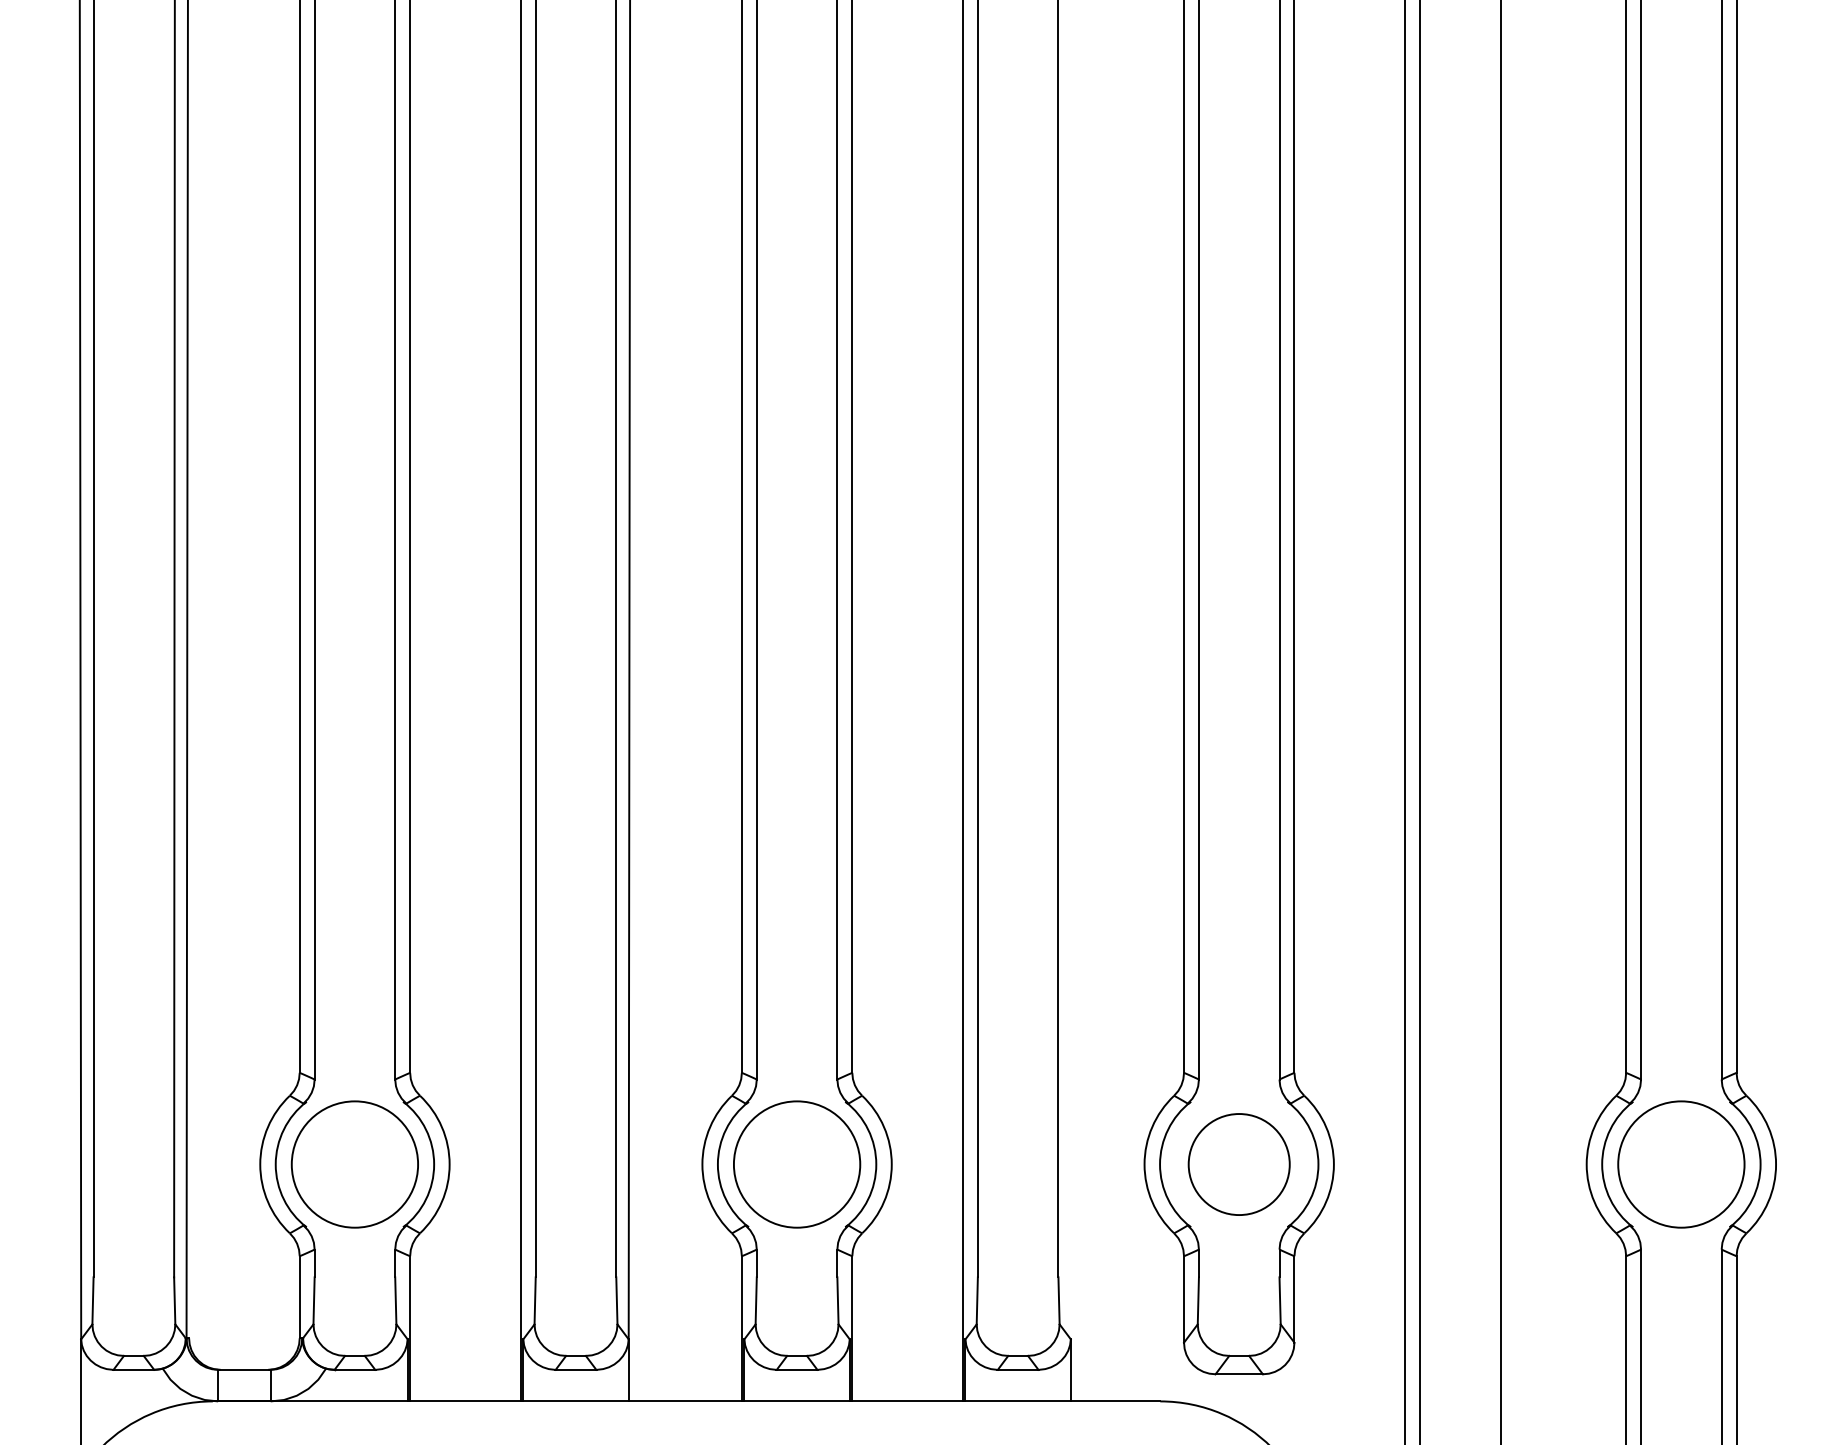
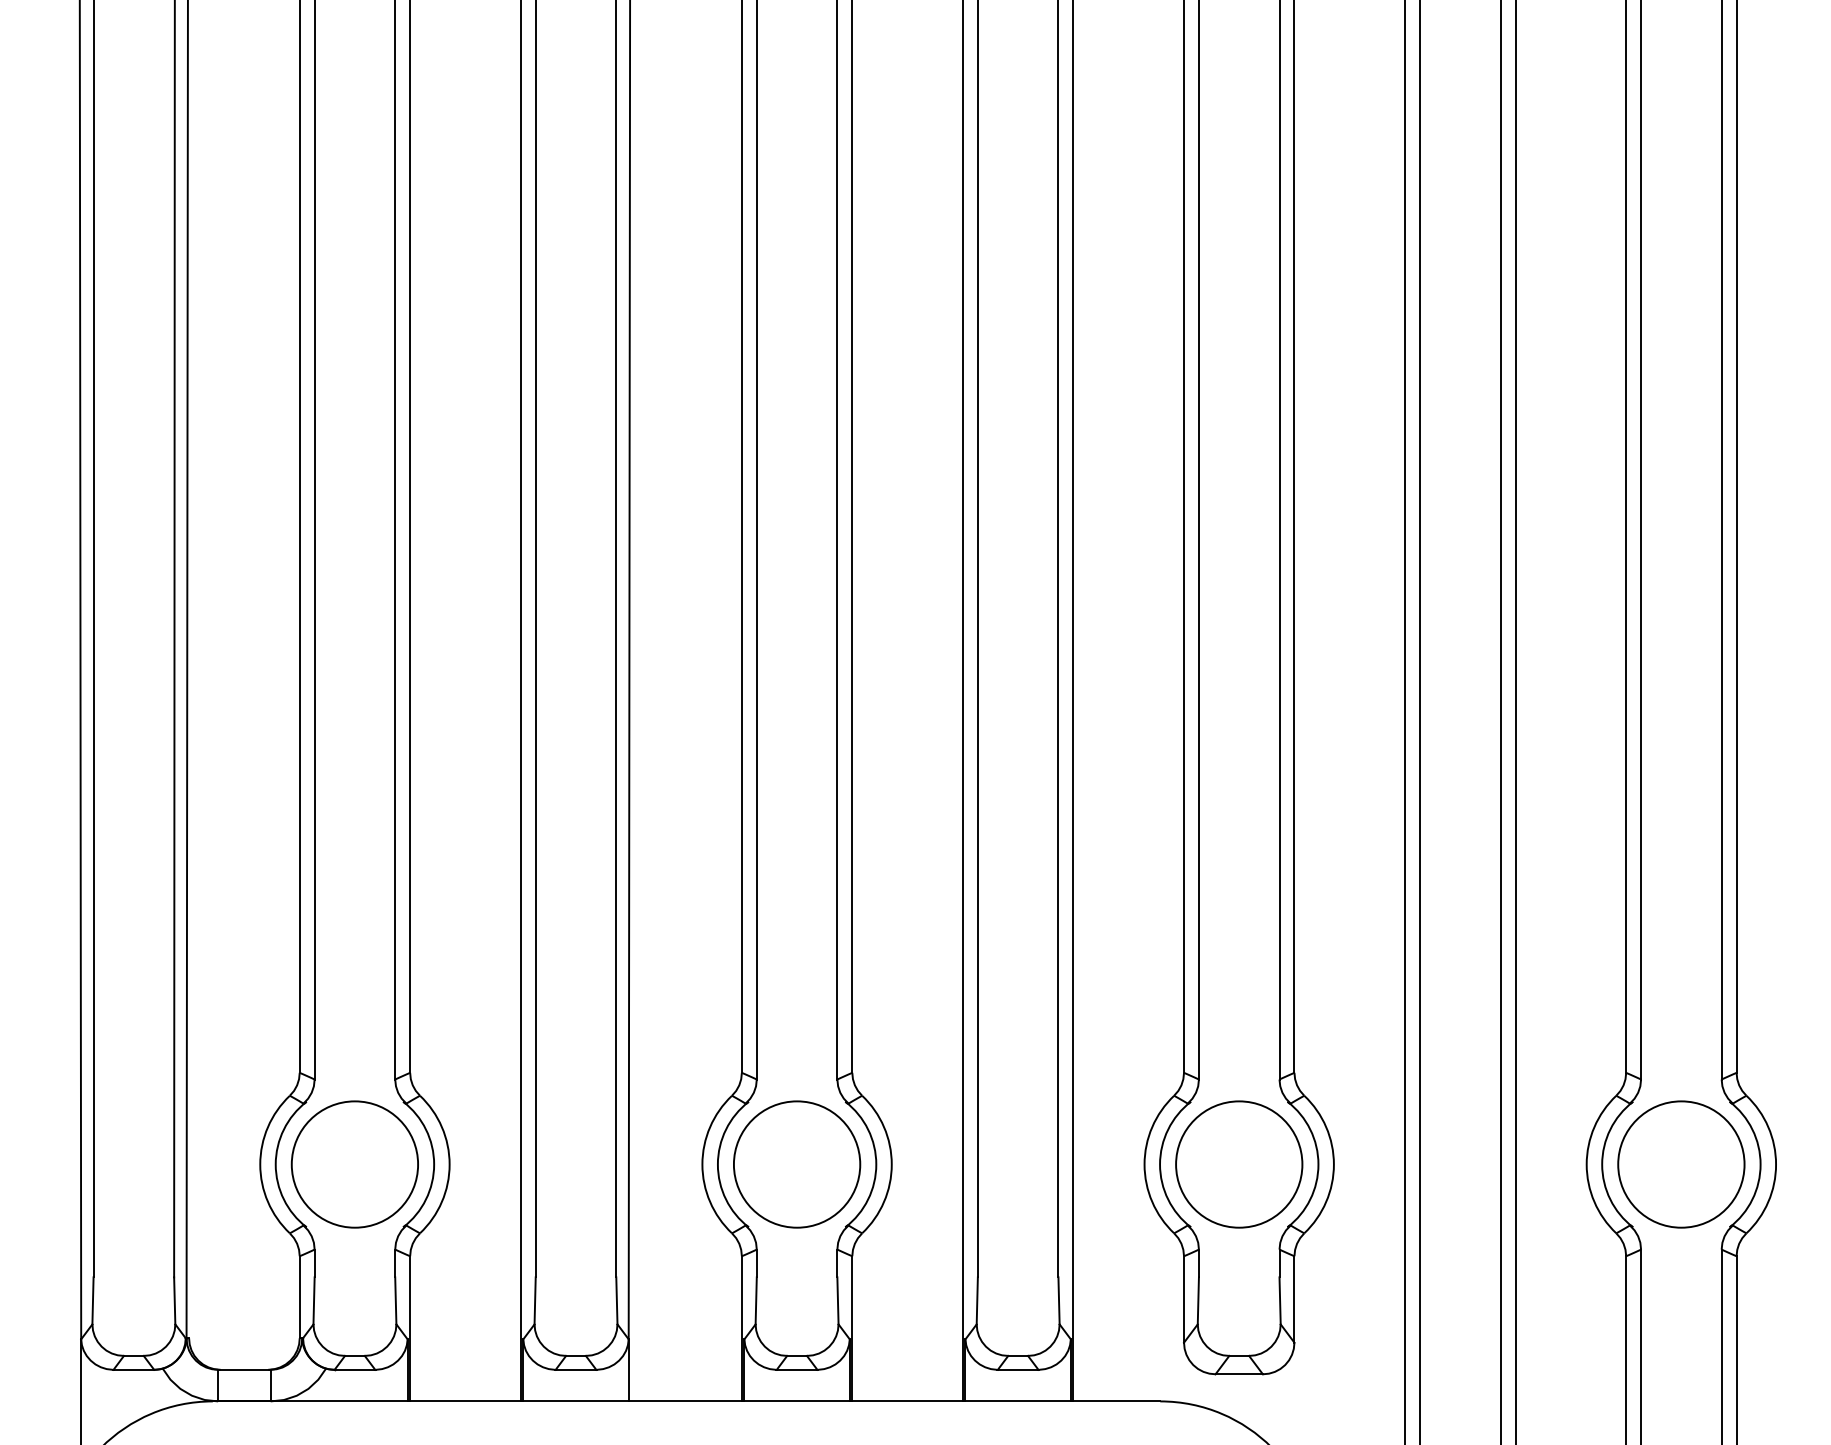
line: none -> present (1073, 701)
line: none -> present (1515, 721)
circle diameter: 101 px -> 126 px (1239, 1164)
